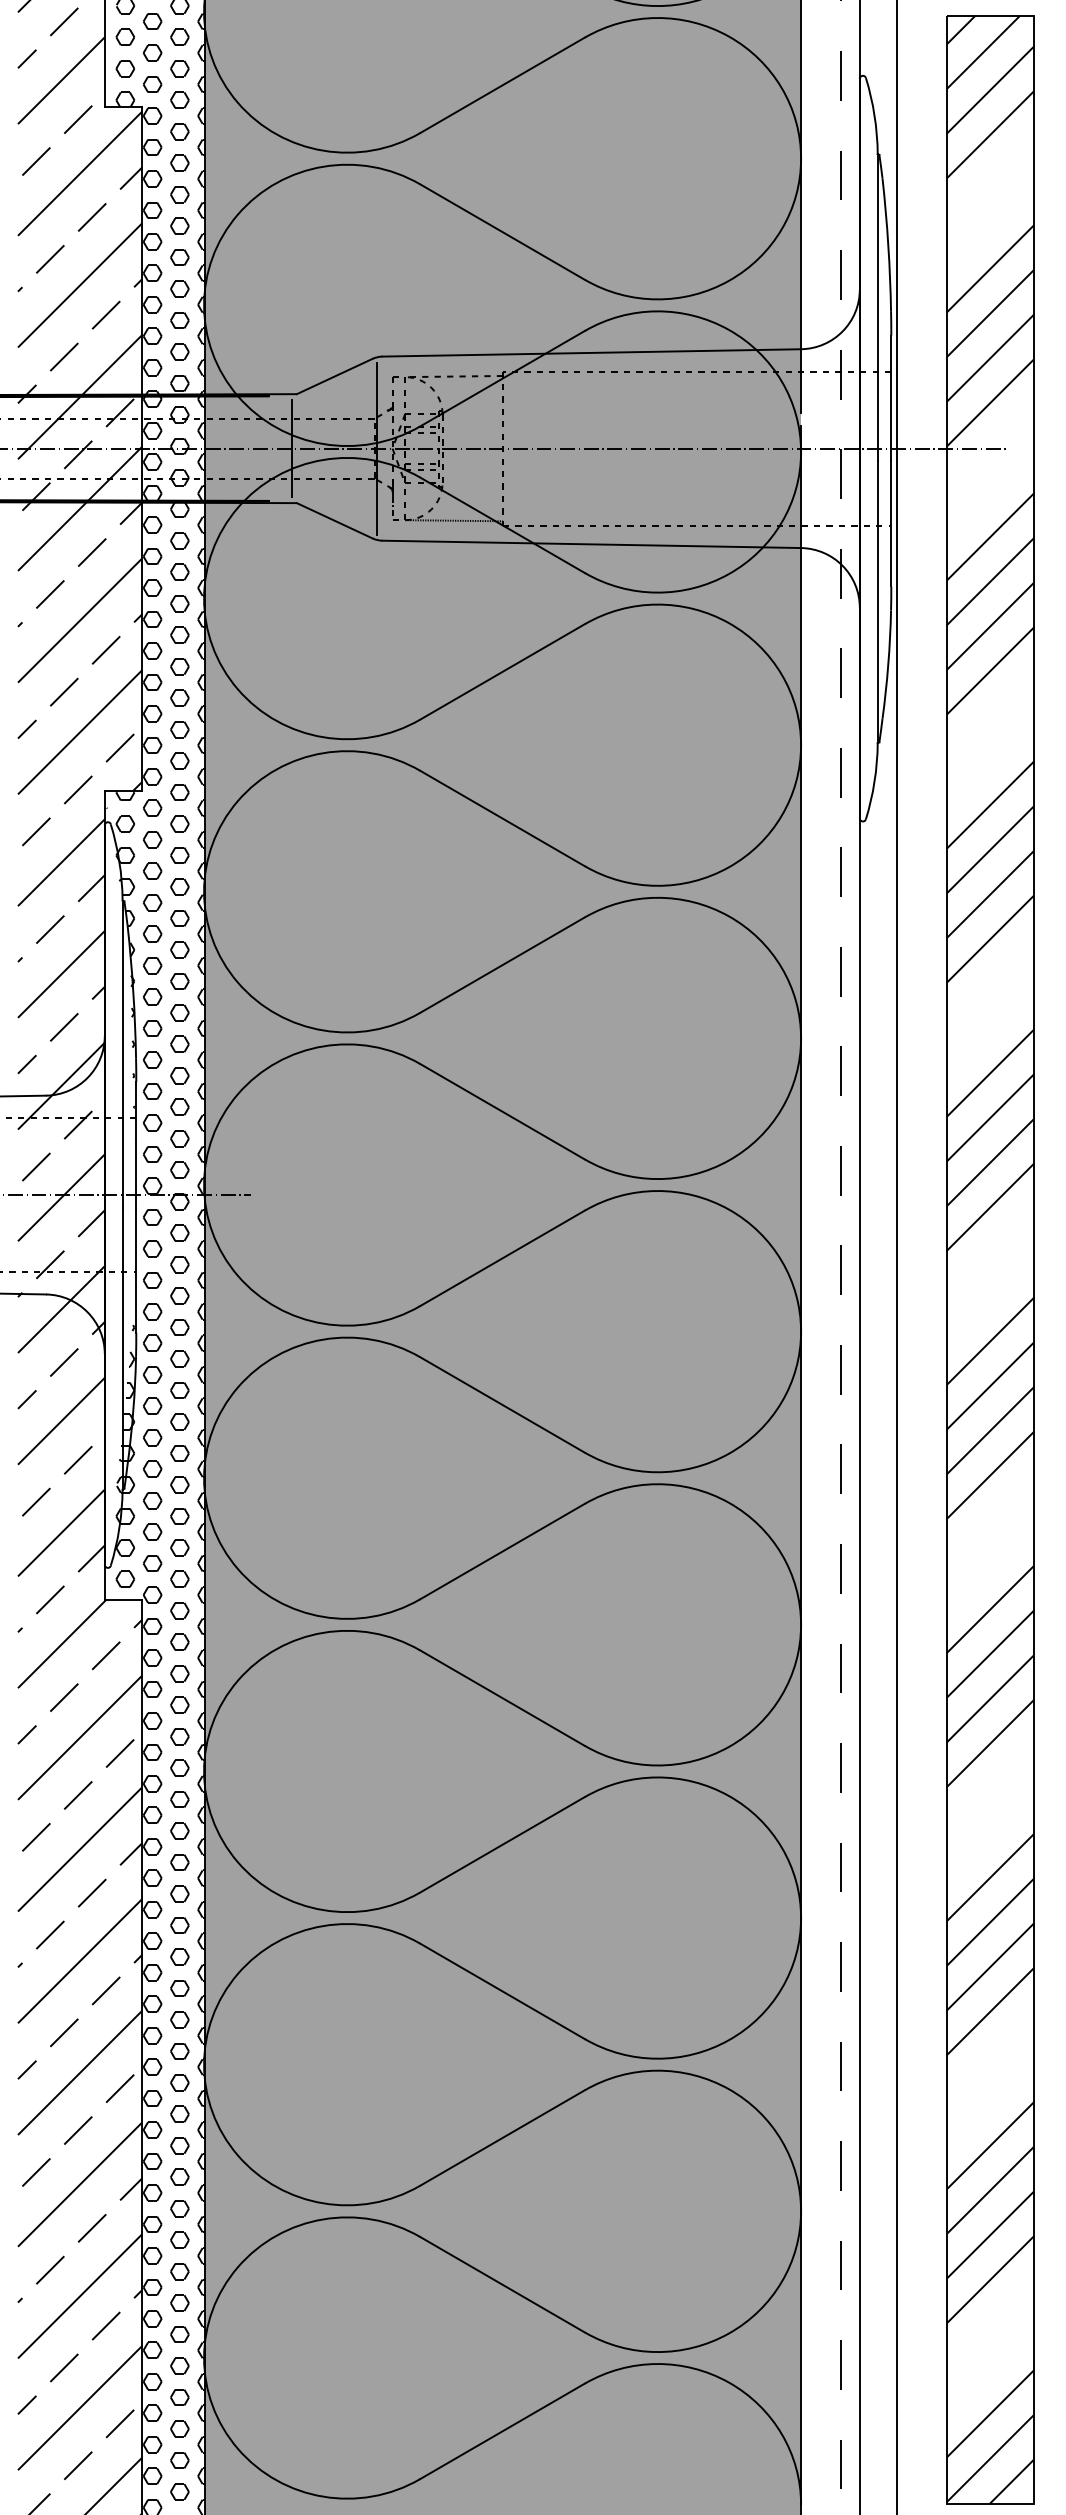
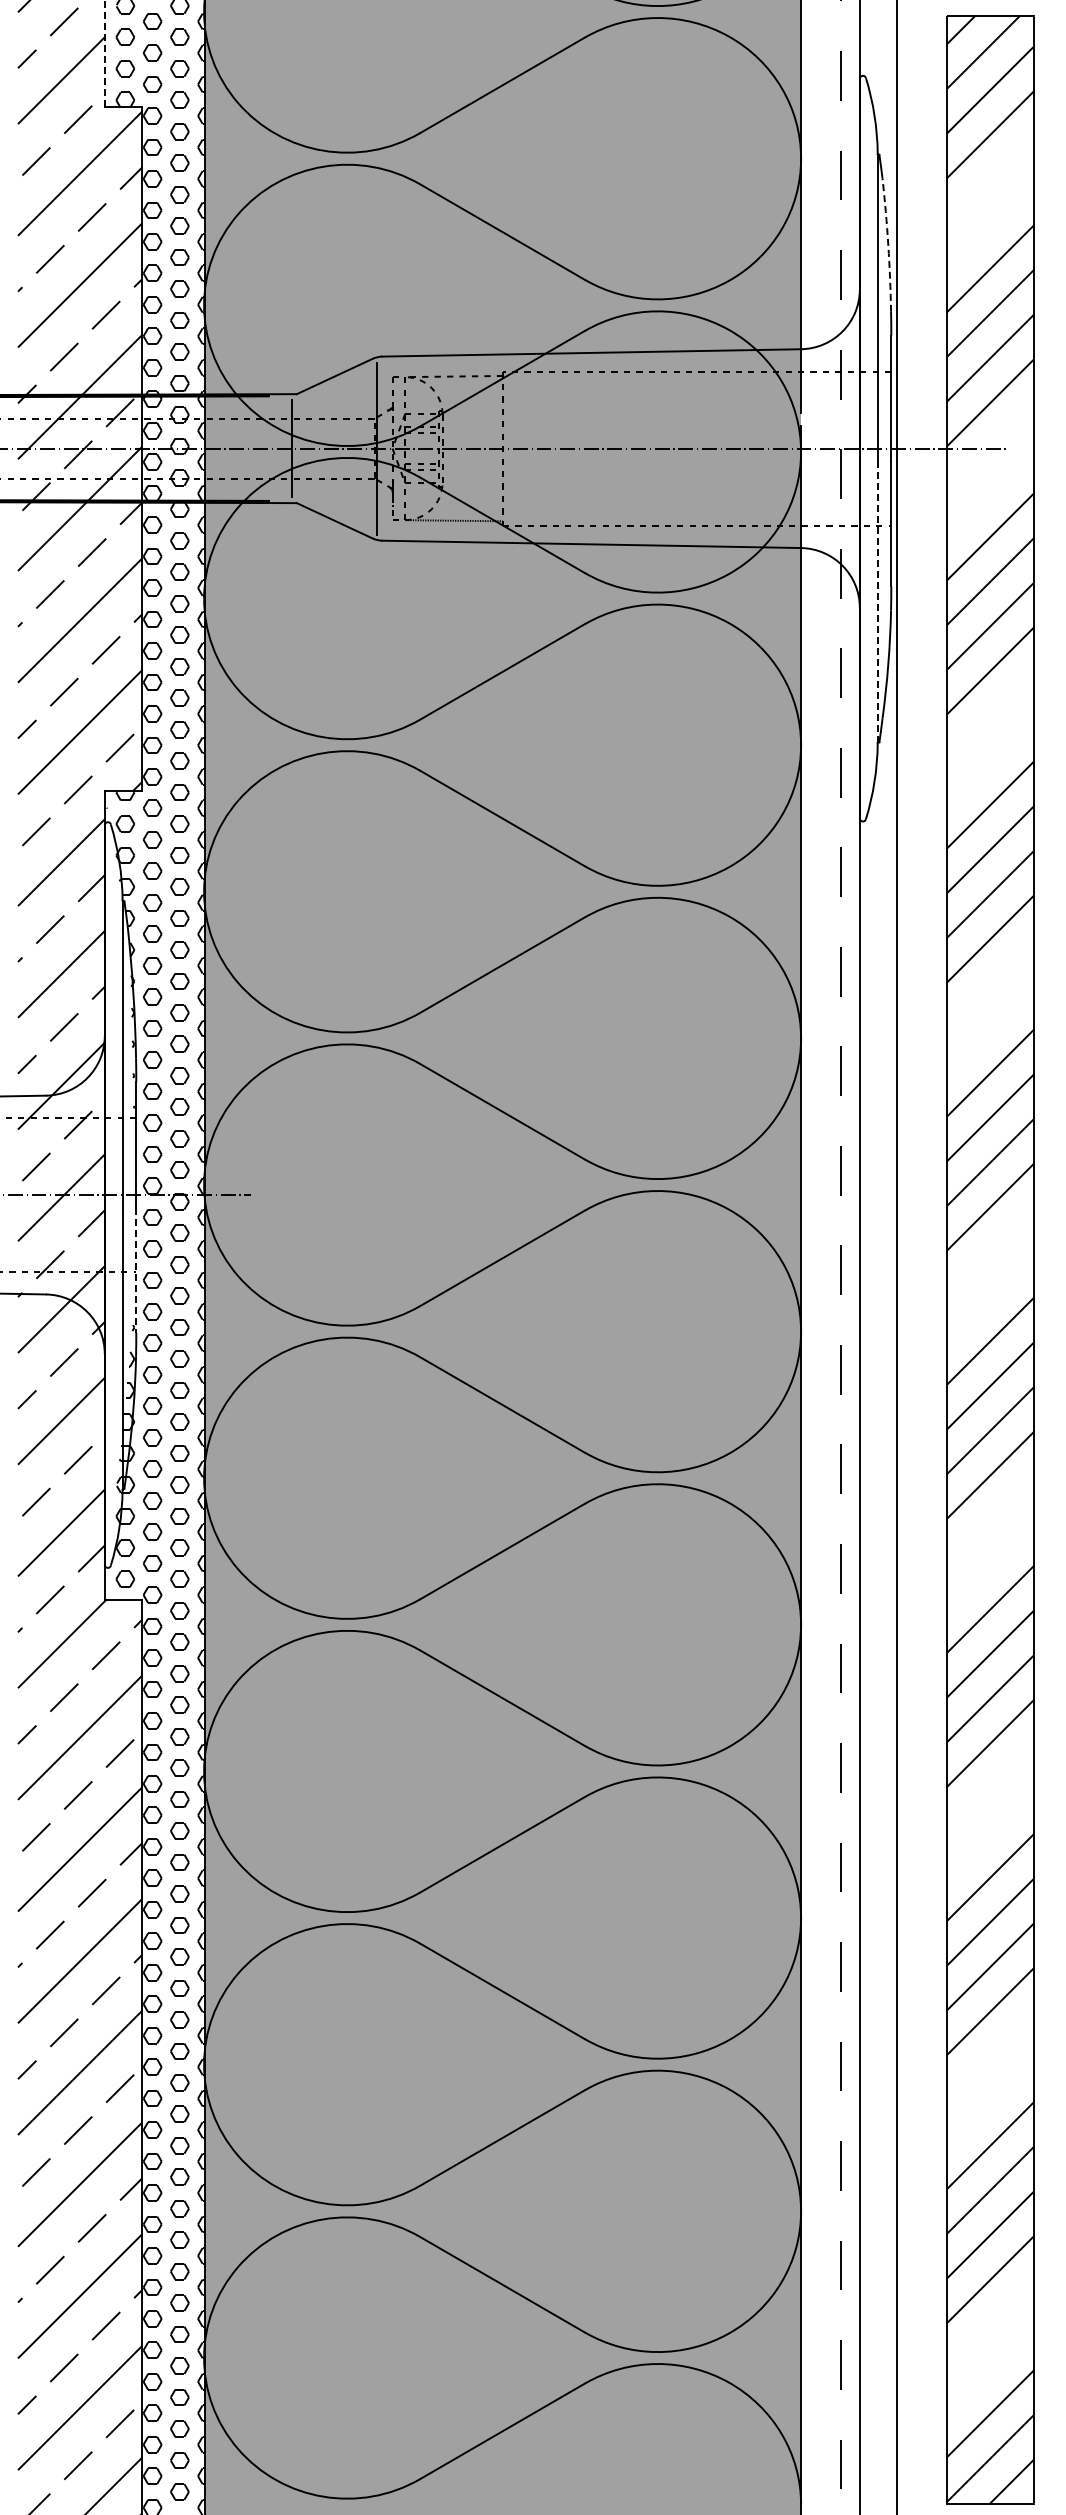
line: solid -> dashed (104, 53)
arc: solid -> dashed (888, 245)
line: solid -> dashed (877, 601)
line: solid -> dashed (136, 1270)
